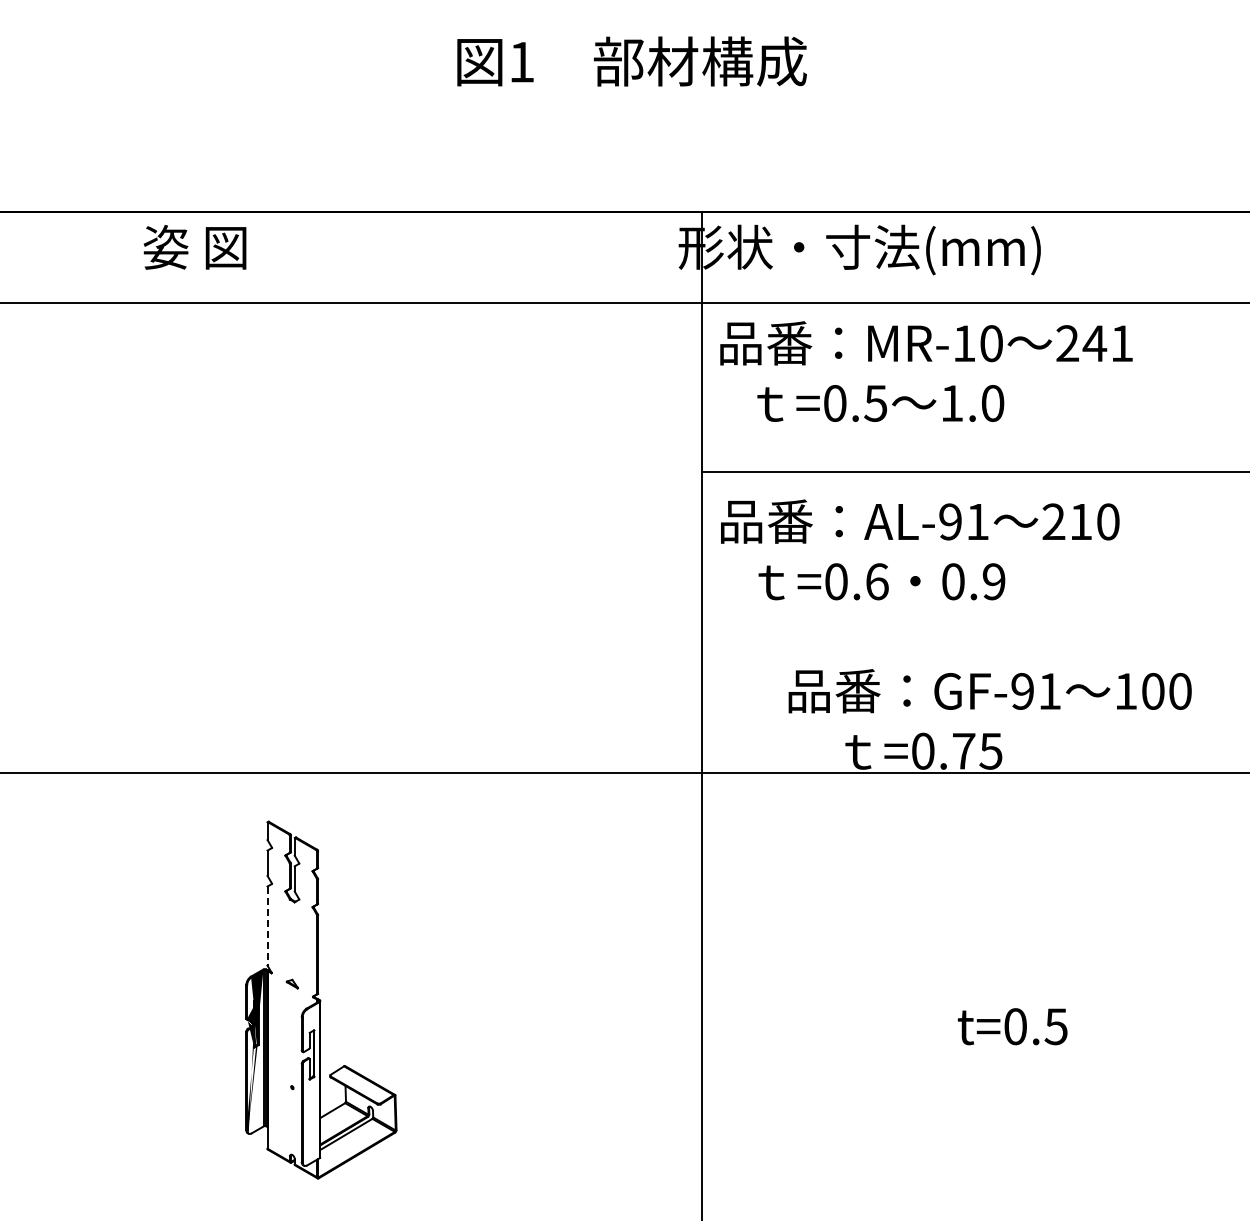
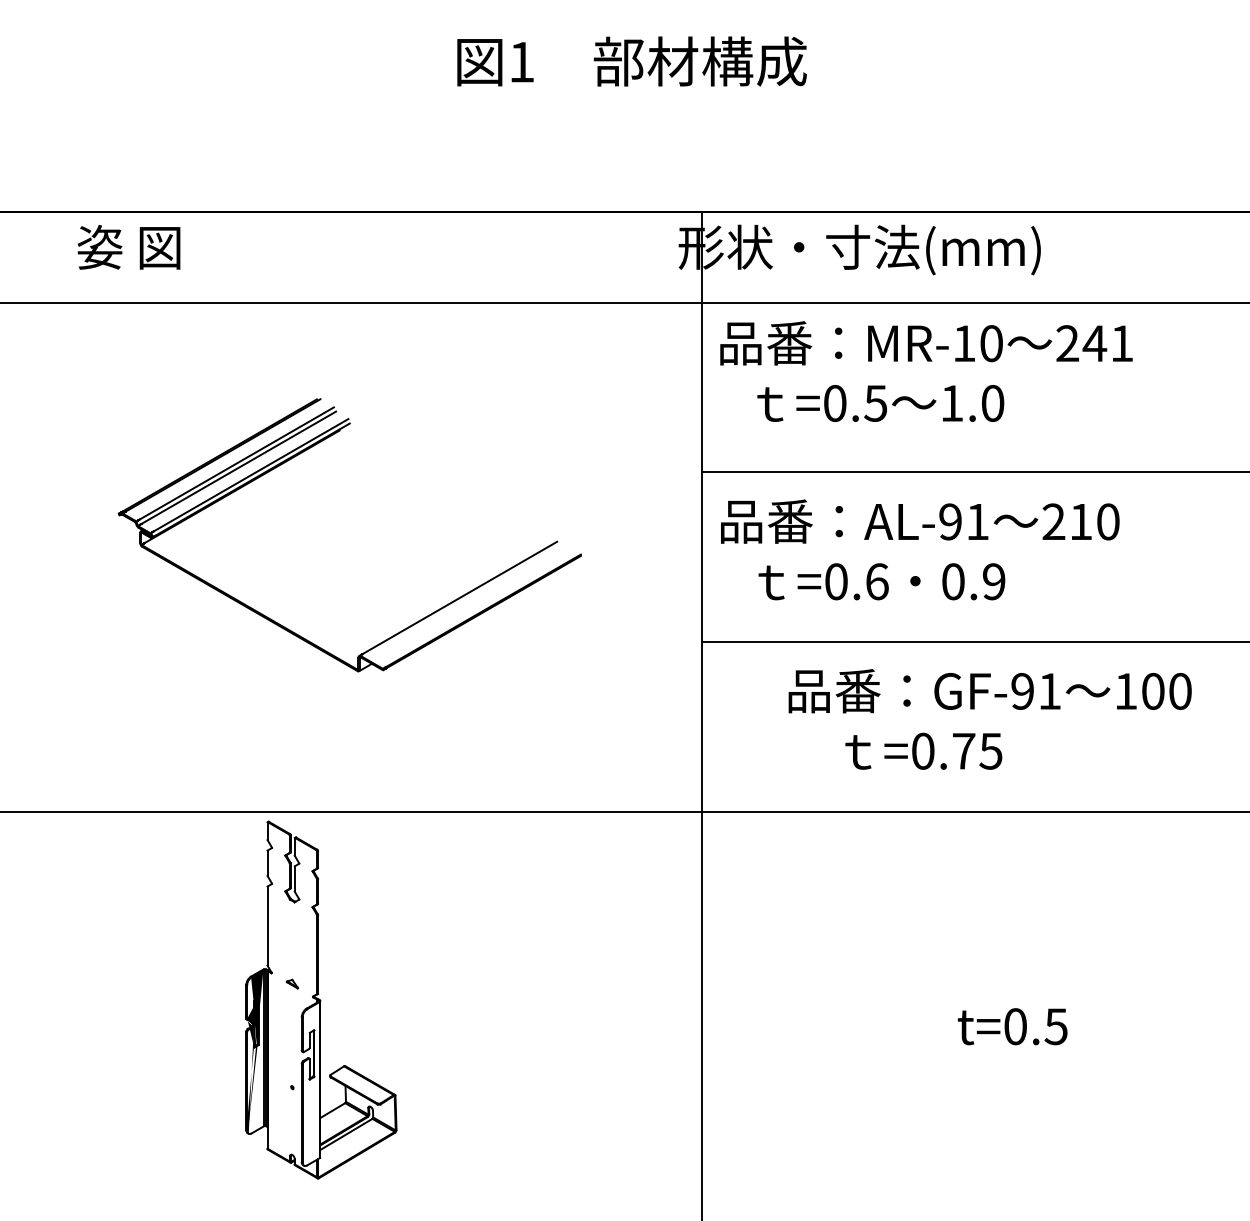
text position: (194, 247) -> (128, 247) (128, 247)
part: none -> present (302, 453)
line: none -> present (973, 642)
line position: (624, 772) -> (624, 811) (624, 811)
line: dashed -> solid (267, 926)
